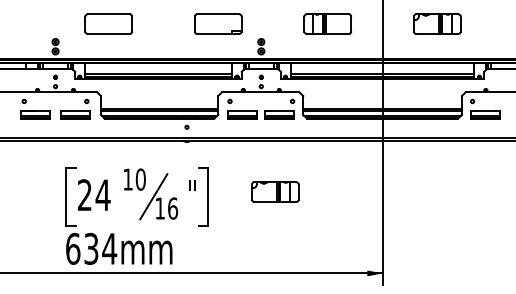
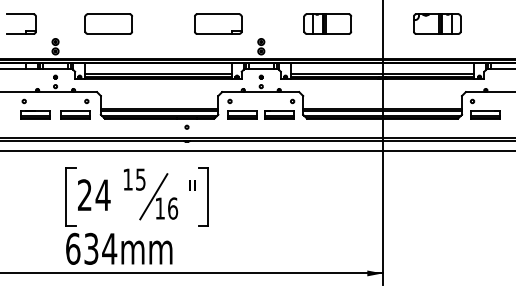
part: none -> present (25, 30)
line: none -> present (257, 150)
text: 10 -> 15 (140, 179)
part: present -> none (275, 191)
